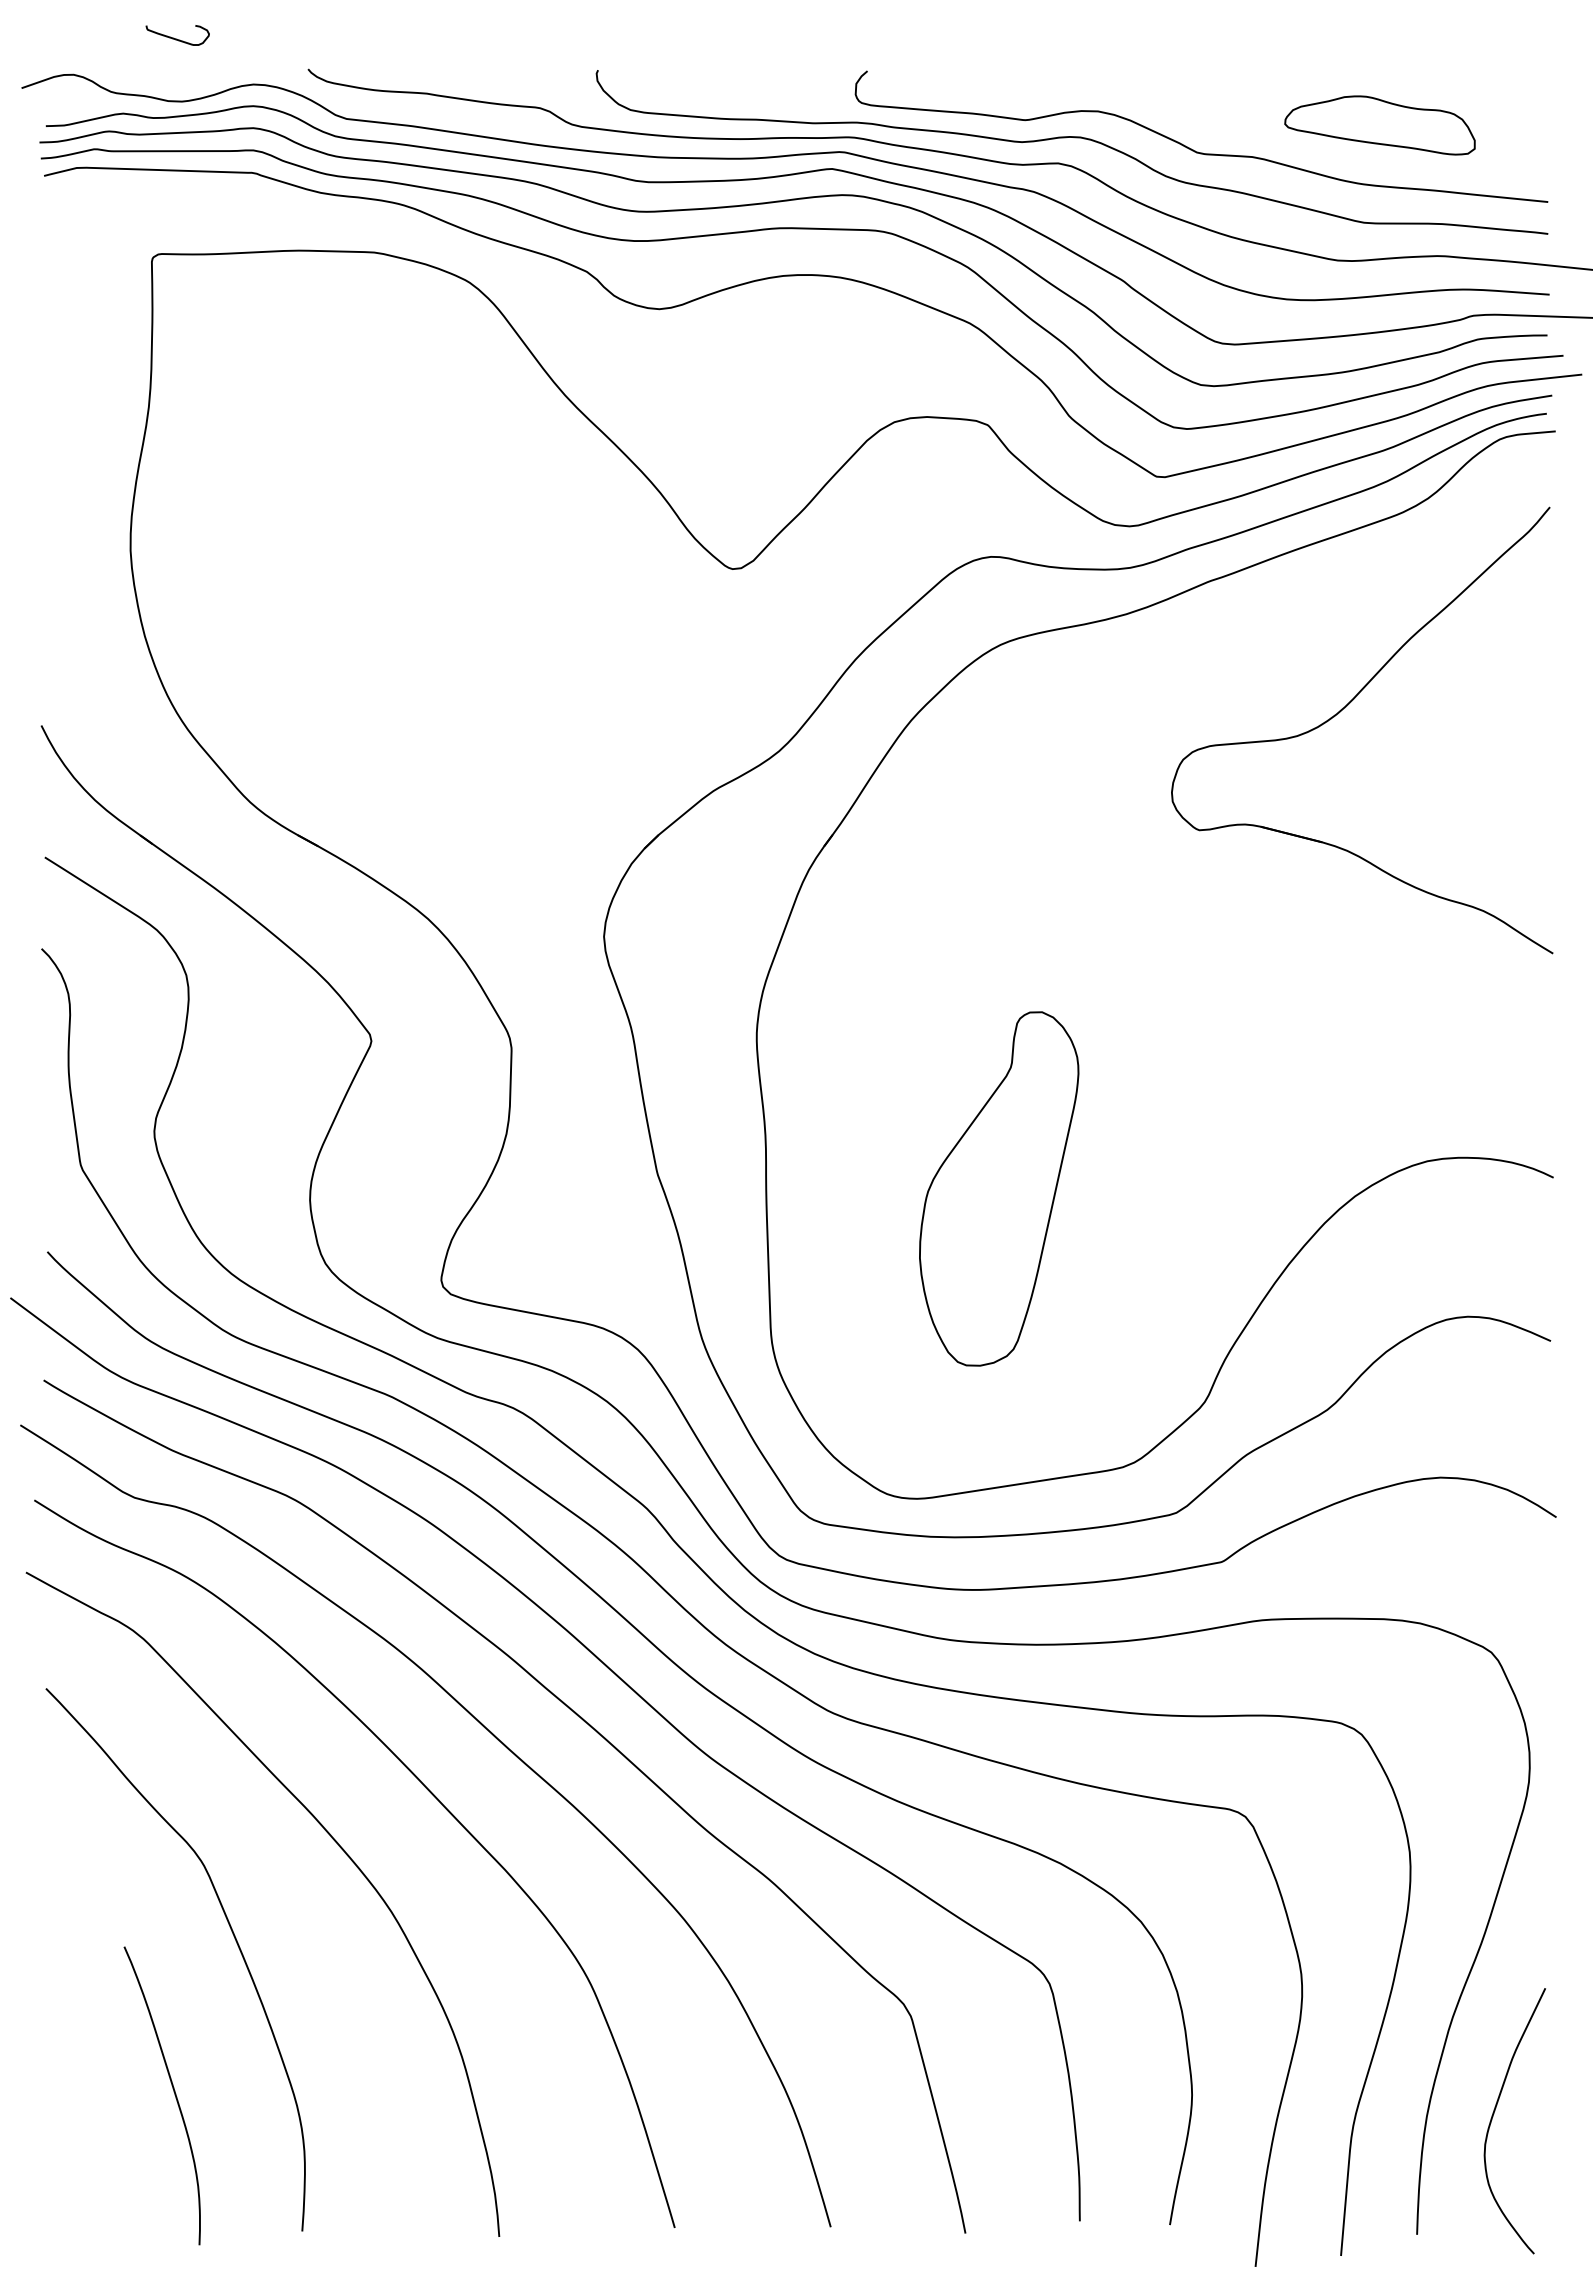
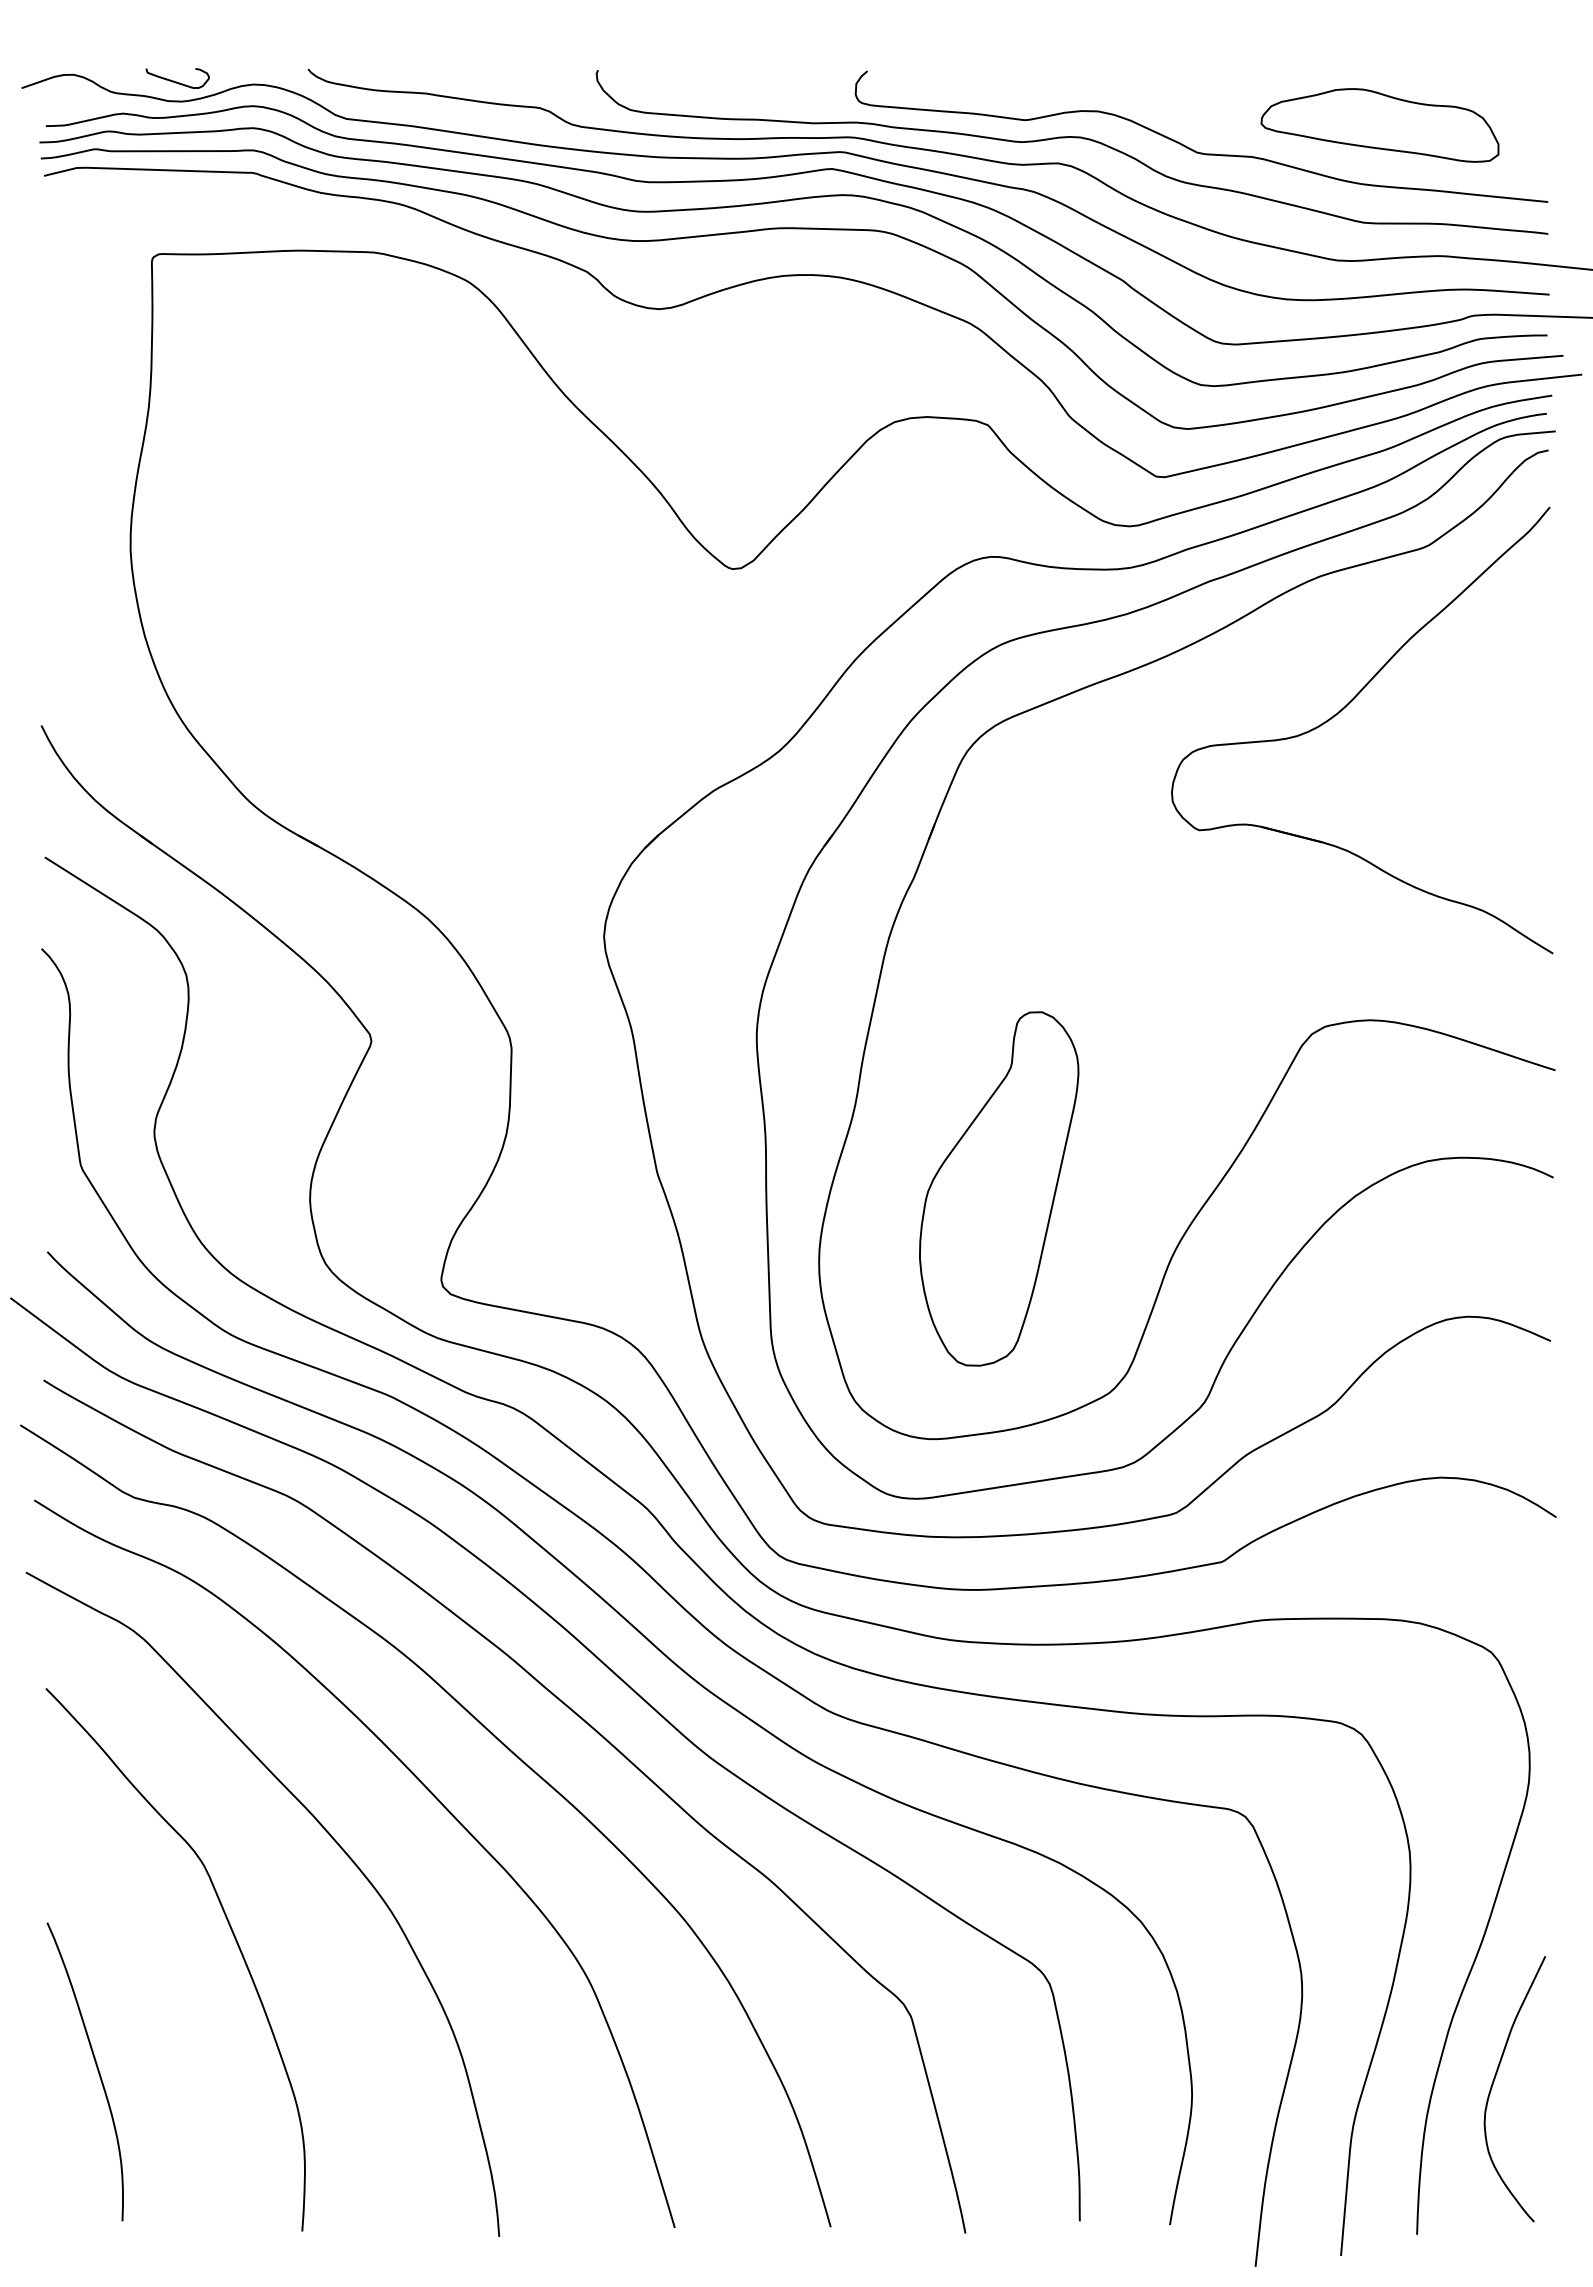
curve position: (176, 38) -> (176, 81) (176, 81)
part size: 192x61 px -> 240x75 px (1379, 125)
part: none -> present (1301, 1044)
curve position: (173, 2092) -> (96, 2068) (96, 2068)
curve position: (1494, 2114) -> (1494, 2082) (1494, 2082)
